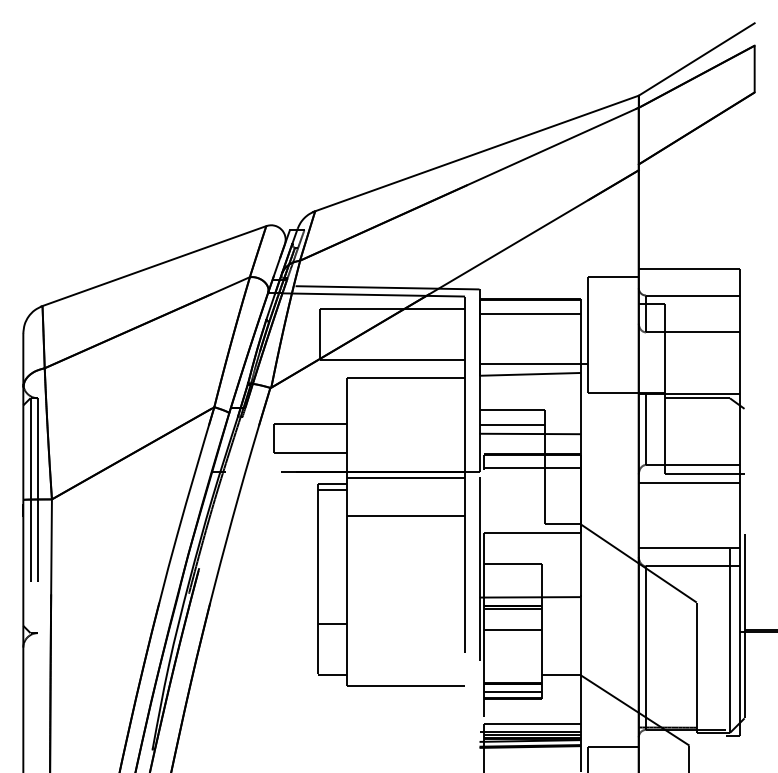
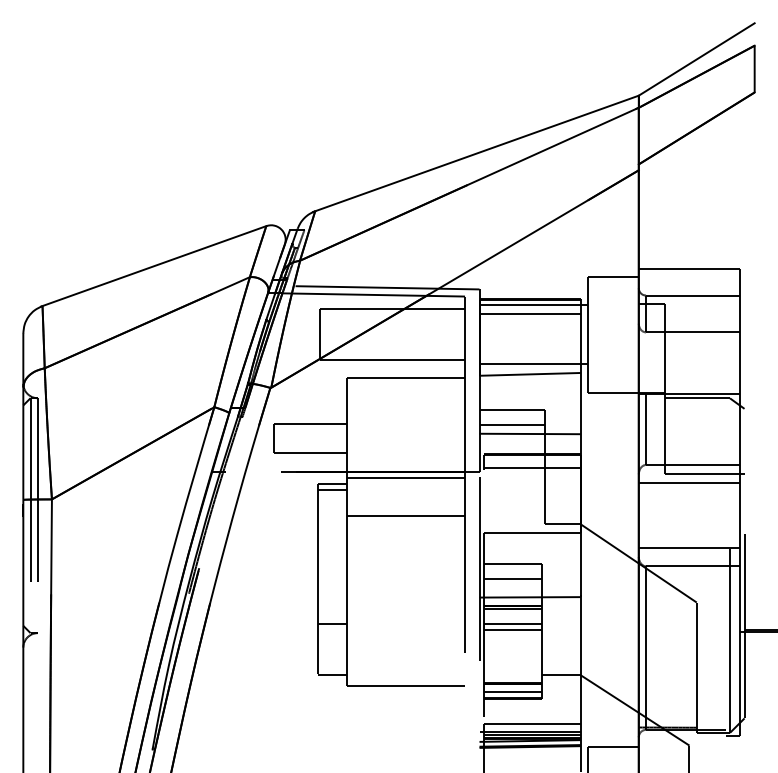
line: none -> present (533, 304)
line: none -> present (512, 578)
line: none -> present (512, 623)
